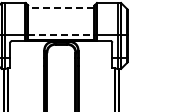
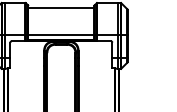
line: dashed -> solid (60, 8)
line: dashed -> solid (61, 34)
